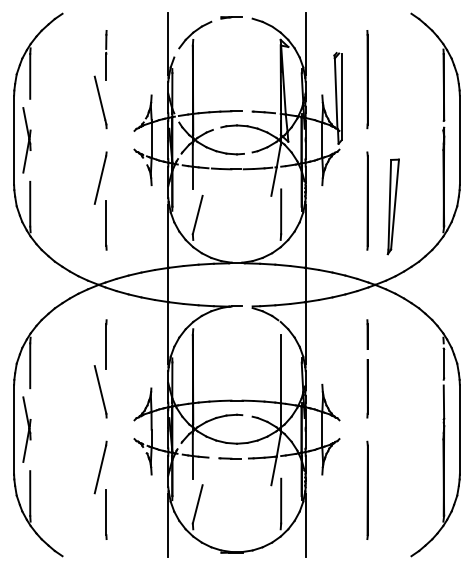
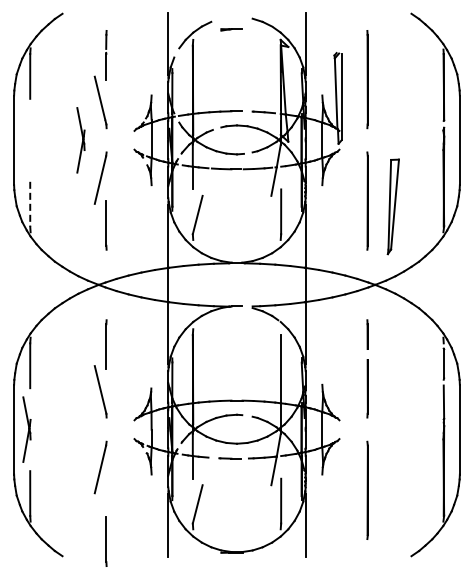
line position: (231, 17) -> (231, 29) (231, 29)
part position: (26, 140) -> (80, 140) (80, 140)
line: solid -> dashed (30, 204)
line position: (106, 514) -> (106, 541) (106, 541)
